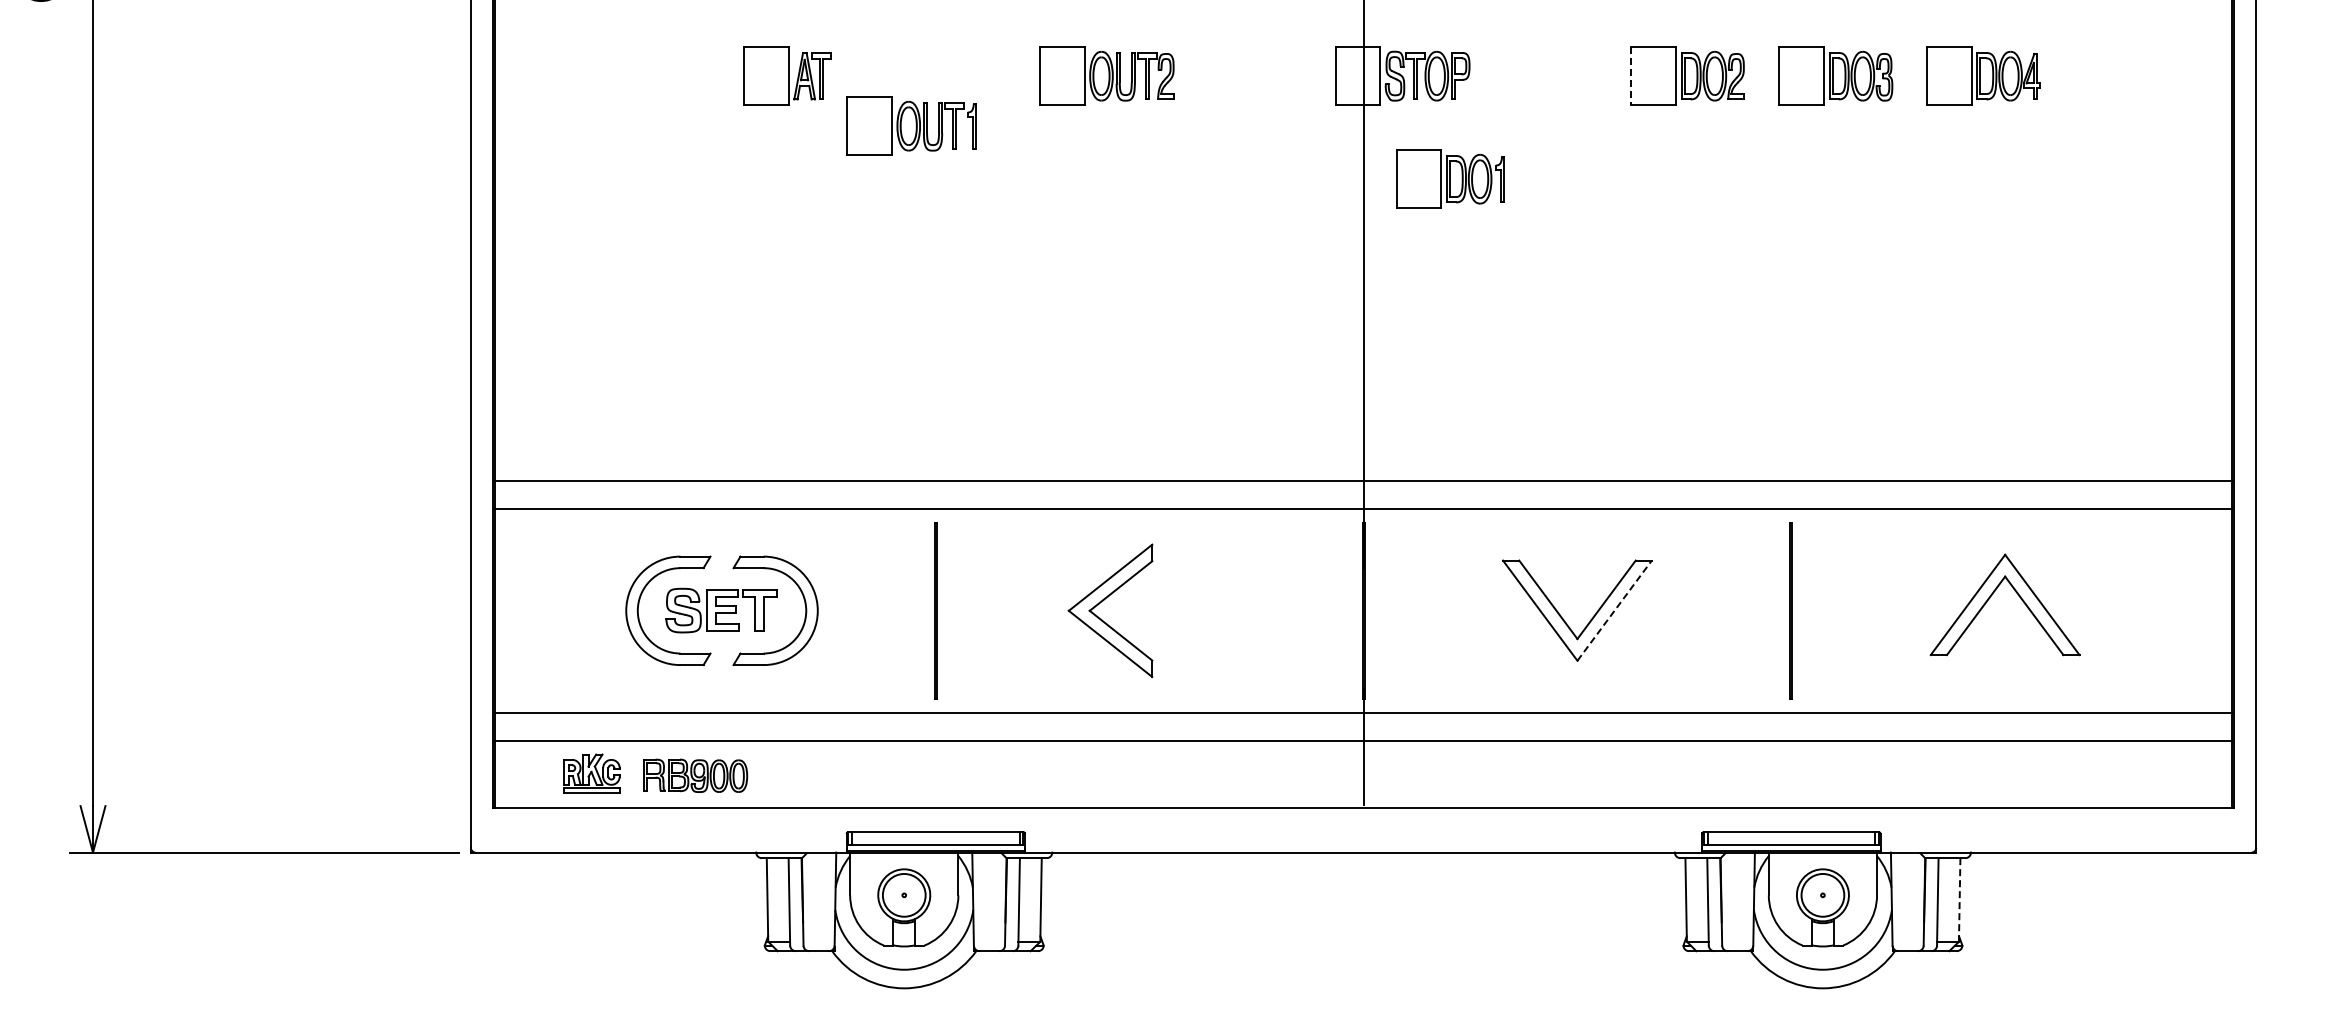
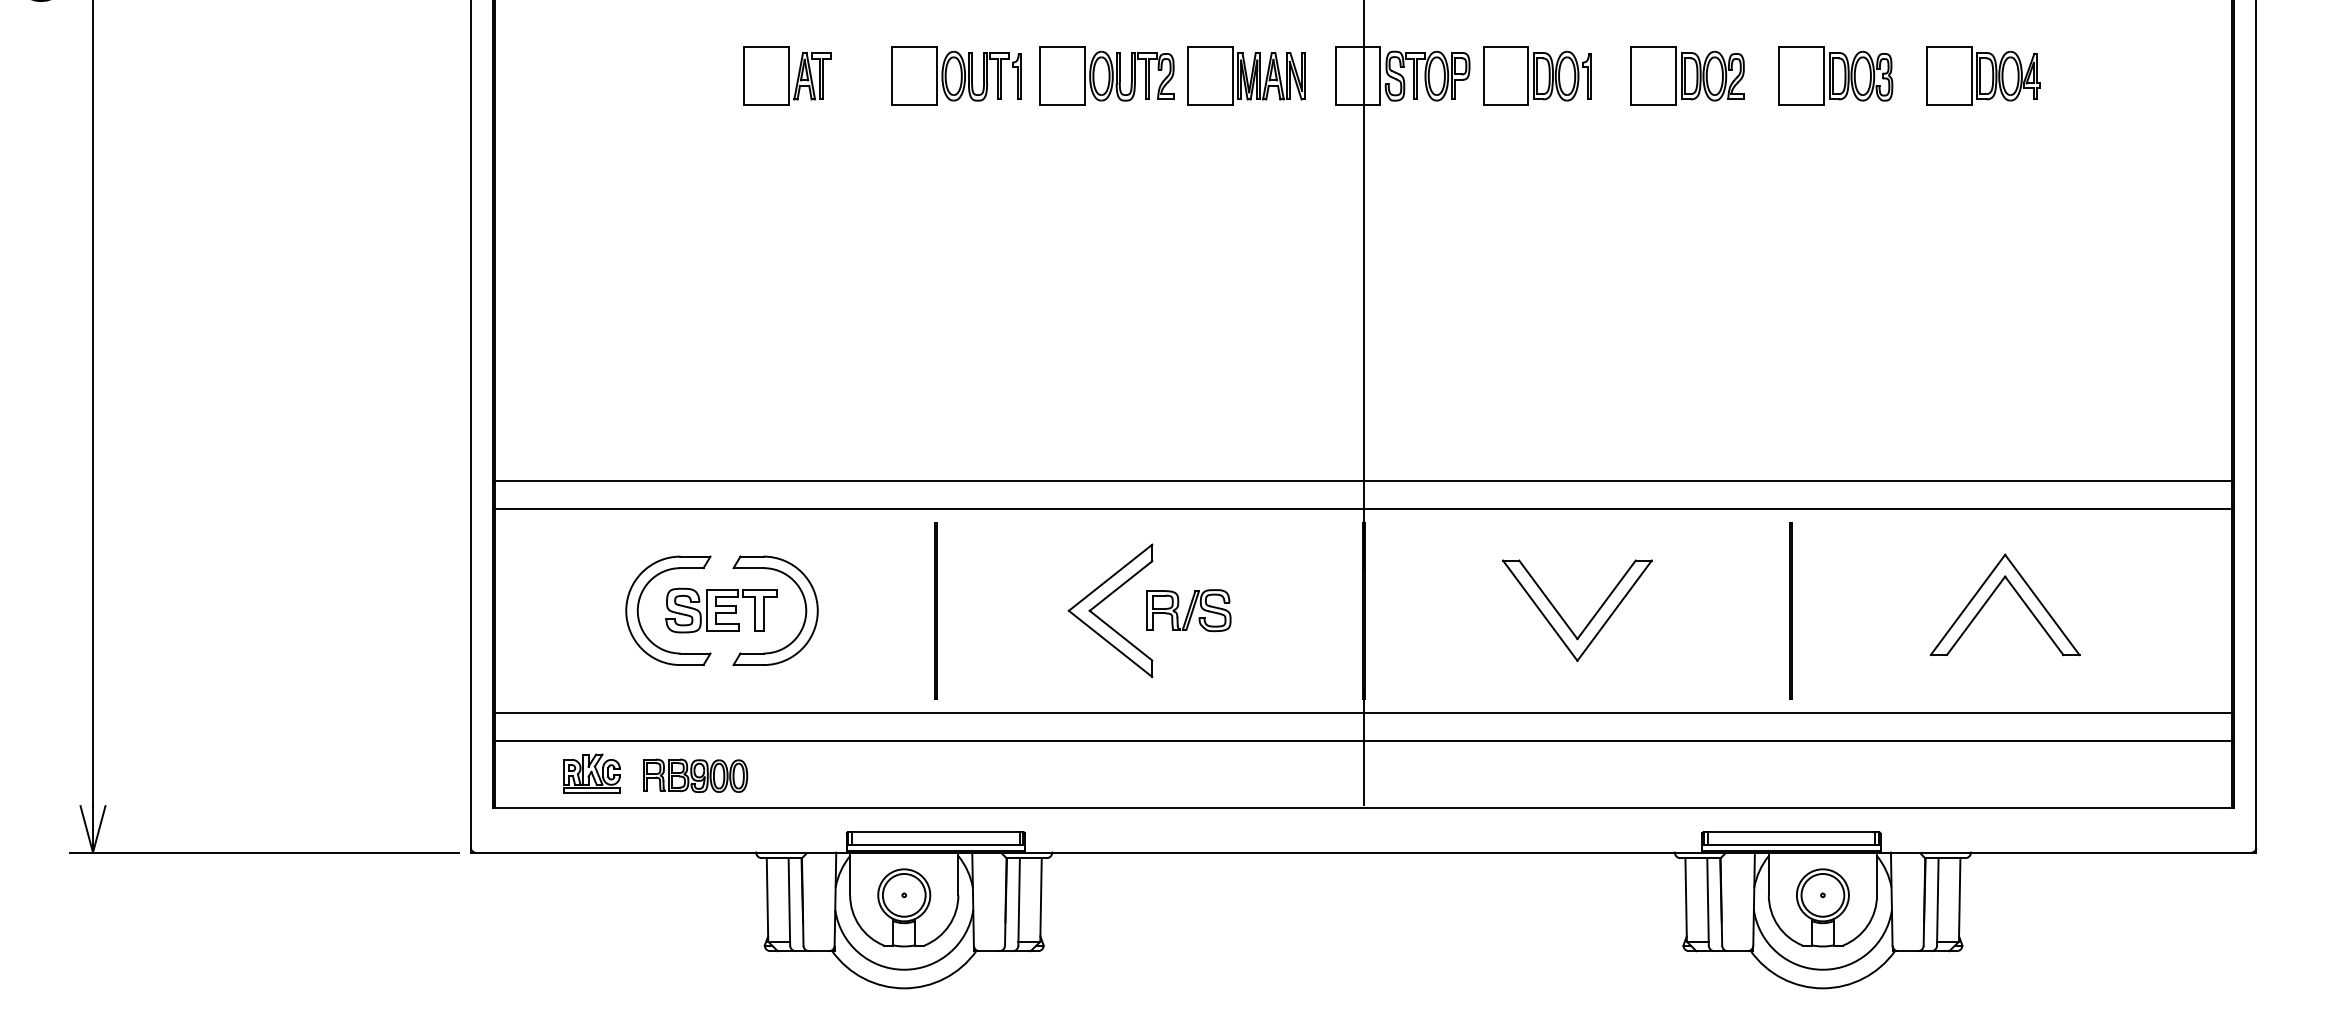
part: none -> present (1246, 75)
line: dashed -> solid (1631, 76)
part position: (911, 125) -> (956, 75) (956, 75)
part position: (1450, 178) -> (1537, 75) (1537, 75)
part: none -> present (1188, 610)
line: dashed -> solid (1614, 610)
line: dashed -> solid (1959, 900)
